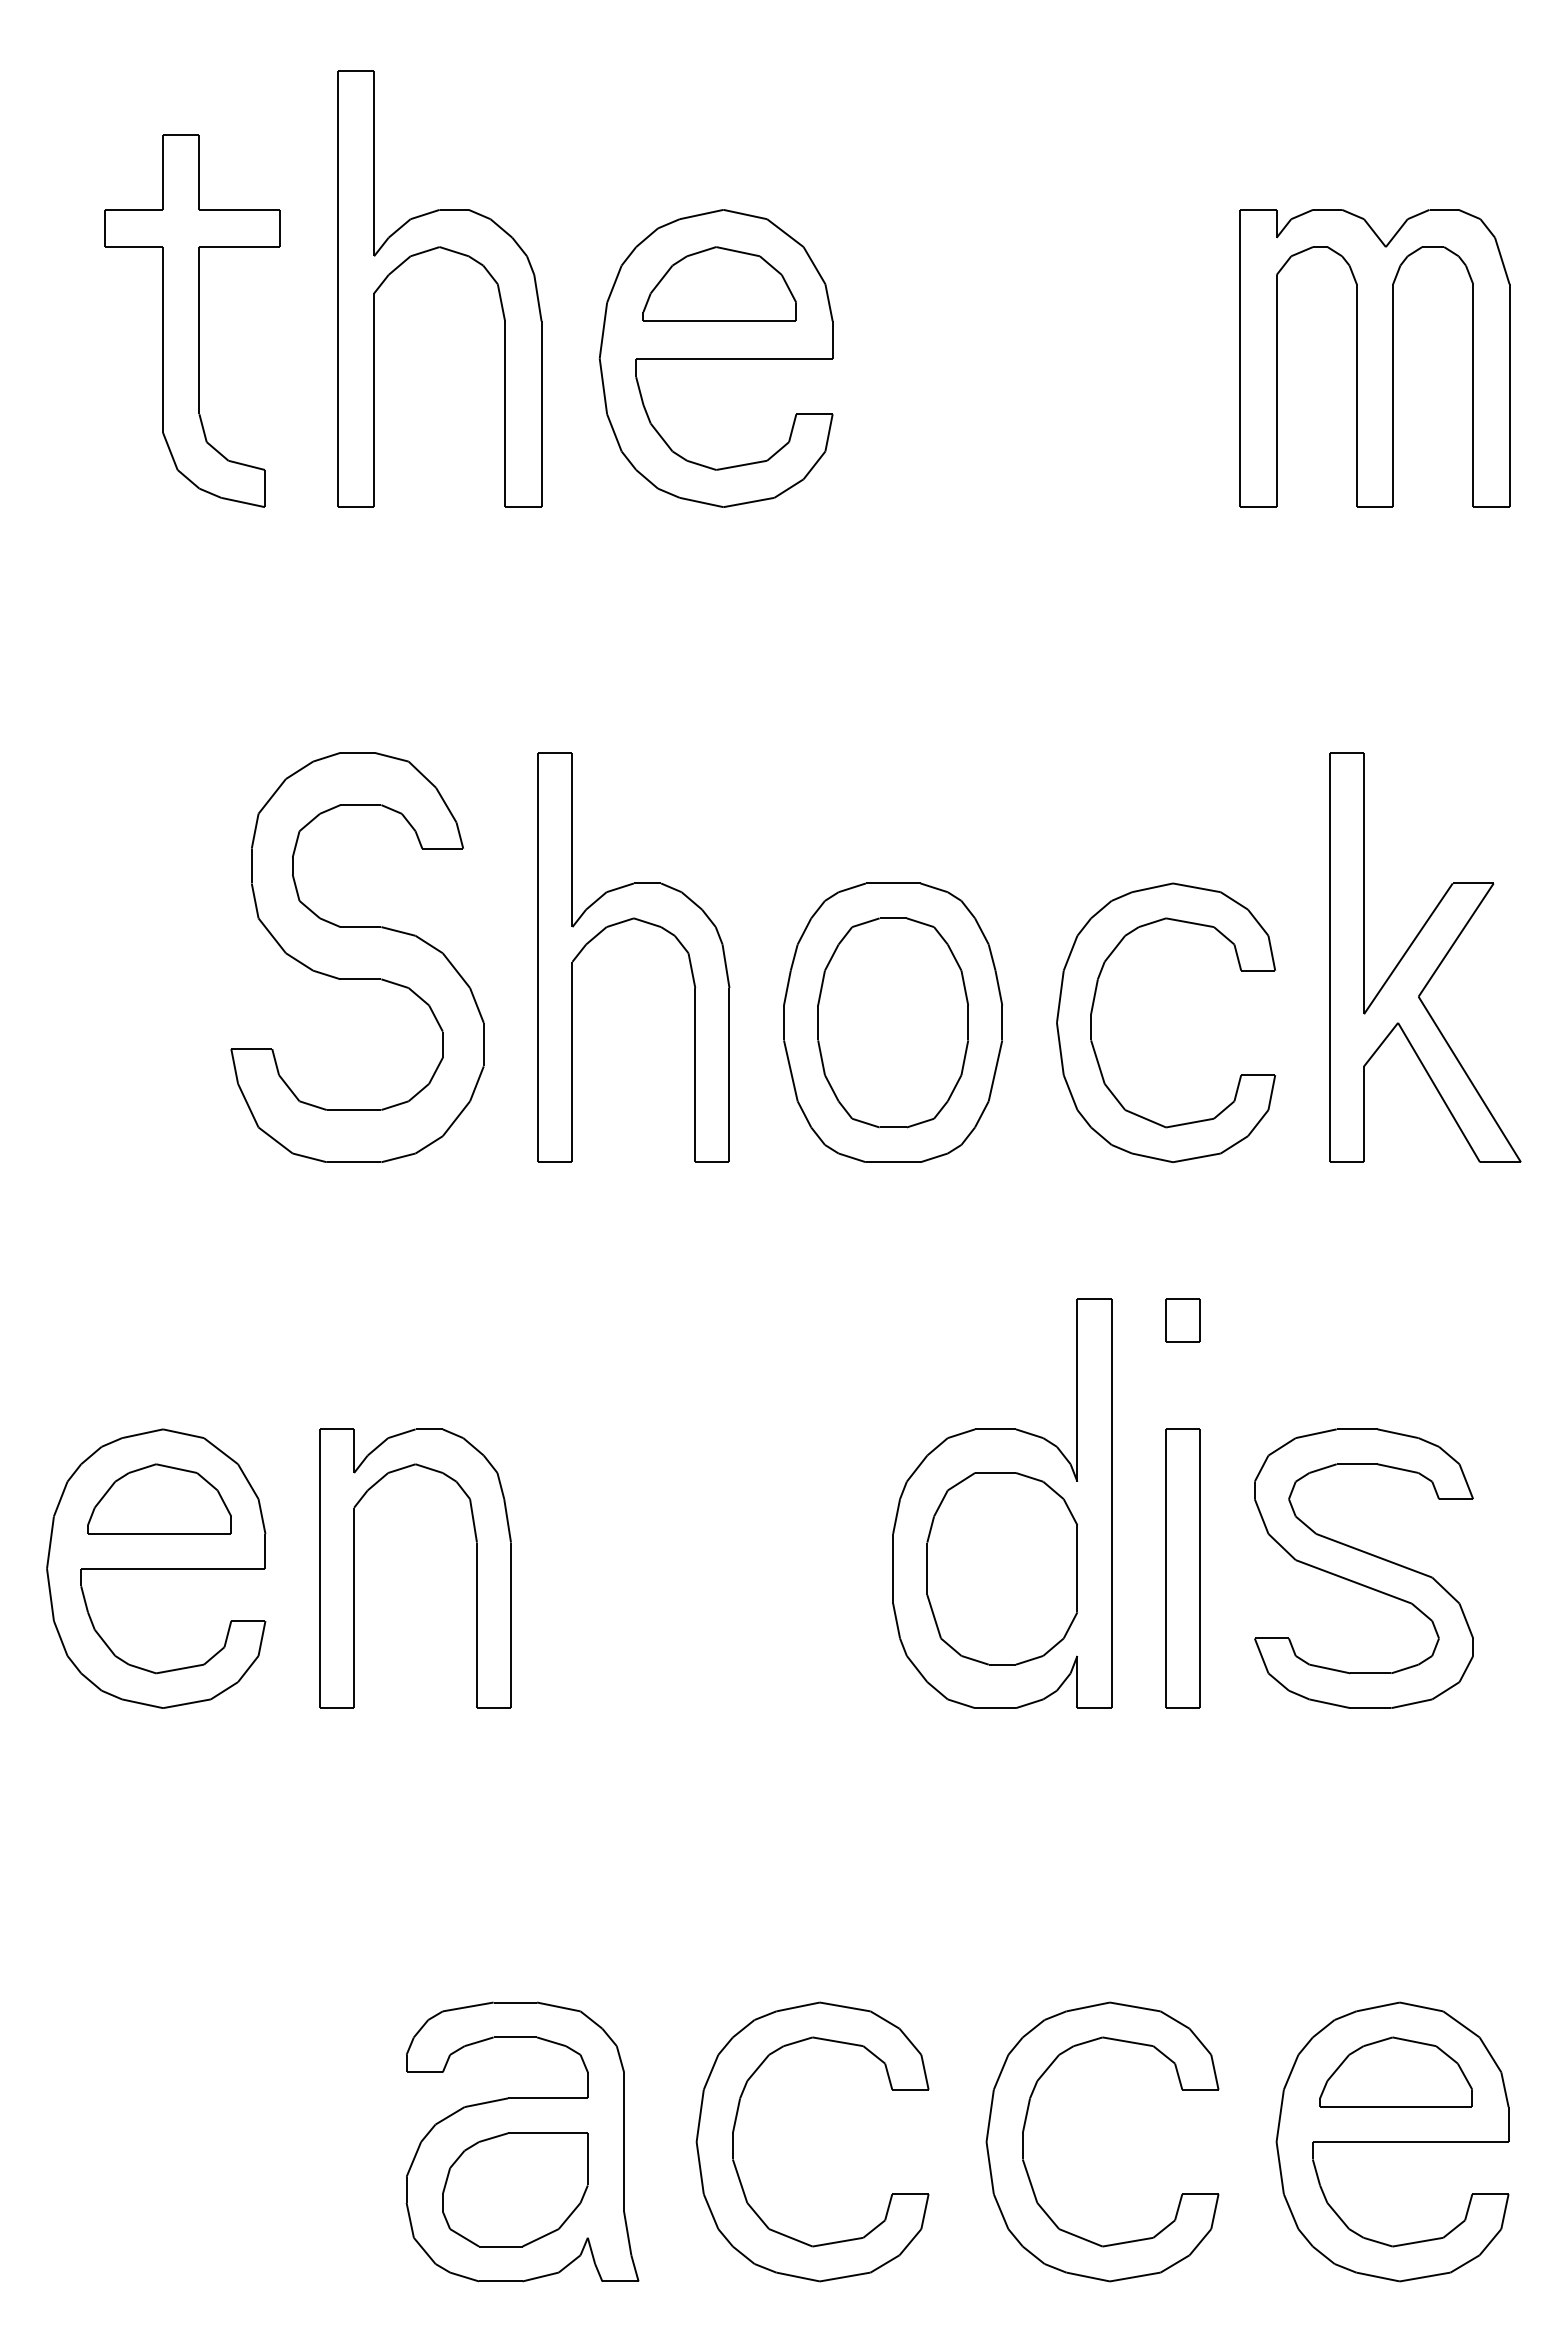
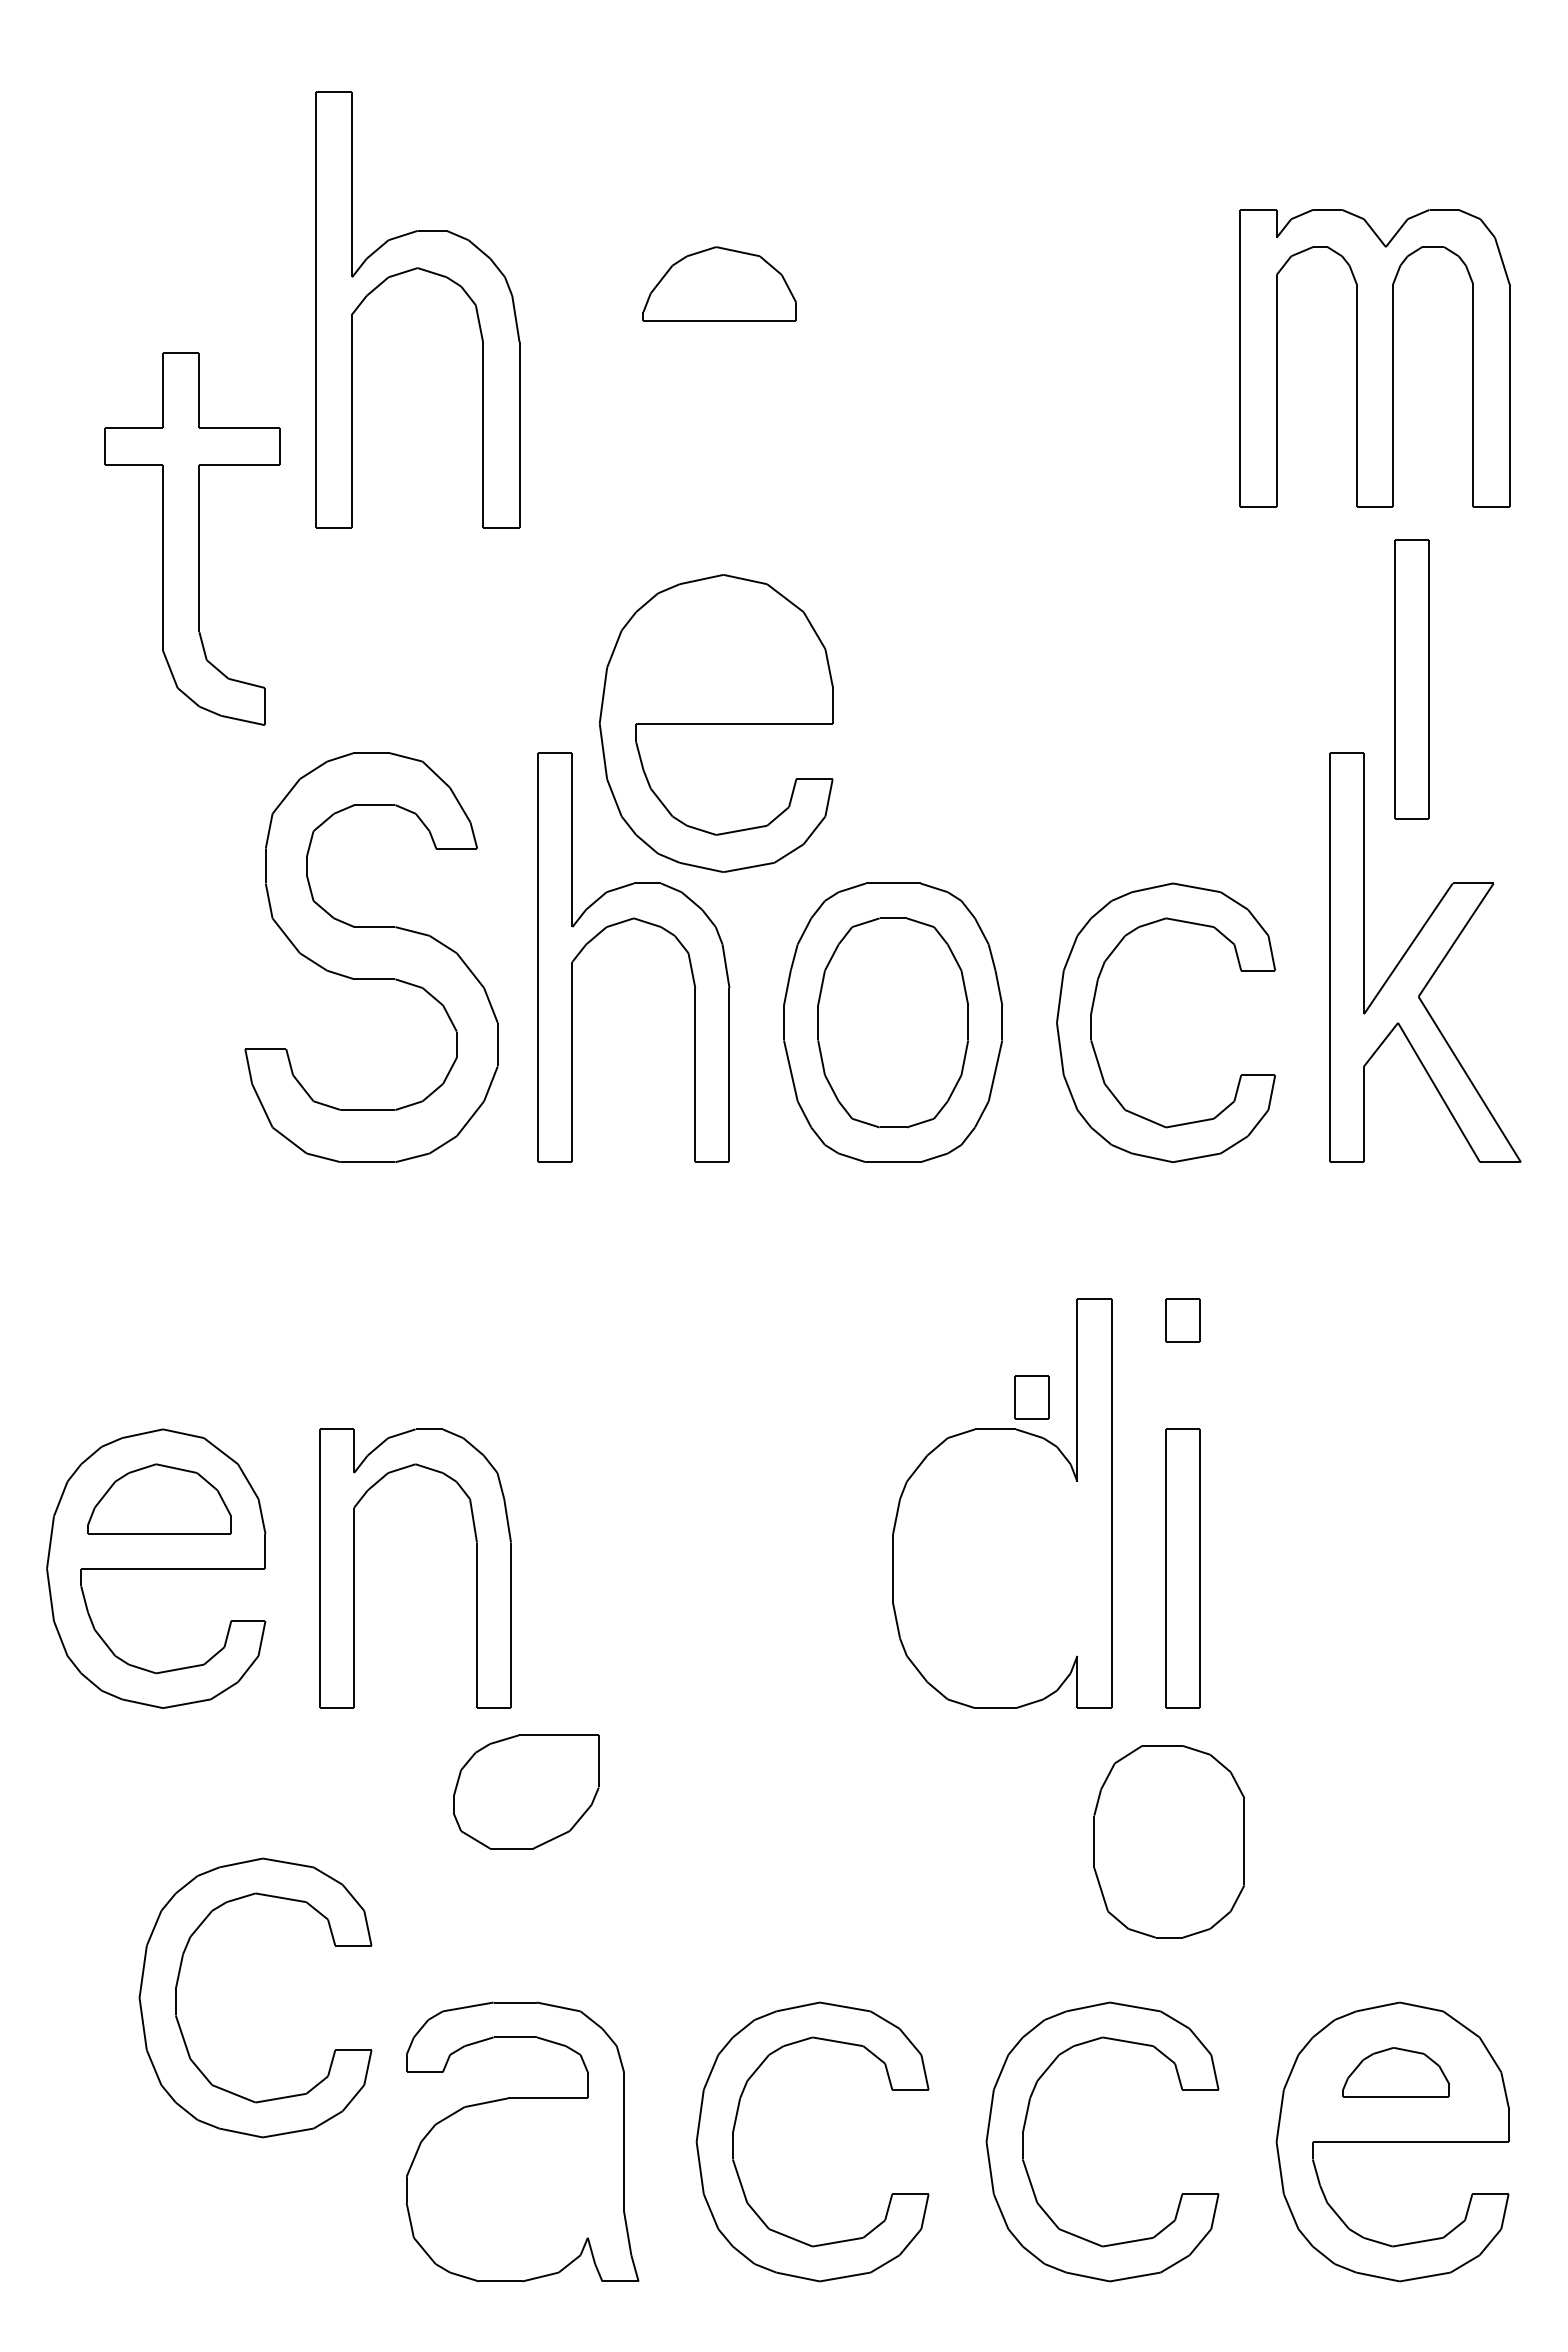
part position: (426, 252) -> (404, 273) (404, 273)
part position: (192, 320) -> (192, 538) (192, 538)
part position: (715, 358) -> (715, 723) (715, 723)
part: none -> present (1411, 679)
part position: (357, 957) -> (371, 957) (371, 957)
part: none -> present (1031, 1397)
part position: (1001, 1568) -> (1168, 1841) (1168, 1841)
part: present -> none (1363, 1568)
part: none -> present (178, 1982)
part size: 154x72 px -> 108x51 px (1395, 2072)
part position: (515, 2189) -> (526, 1791) (526, 1791)
